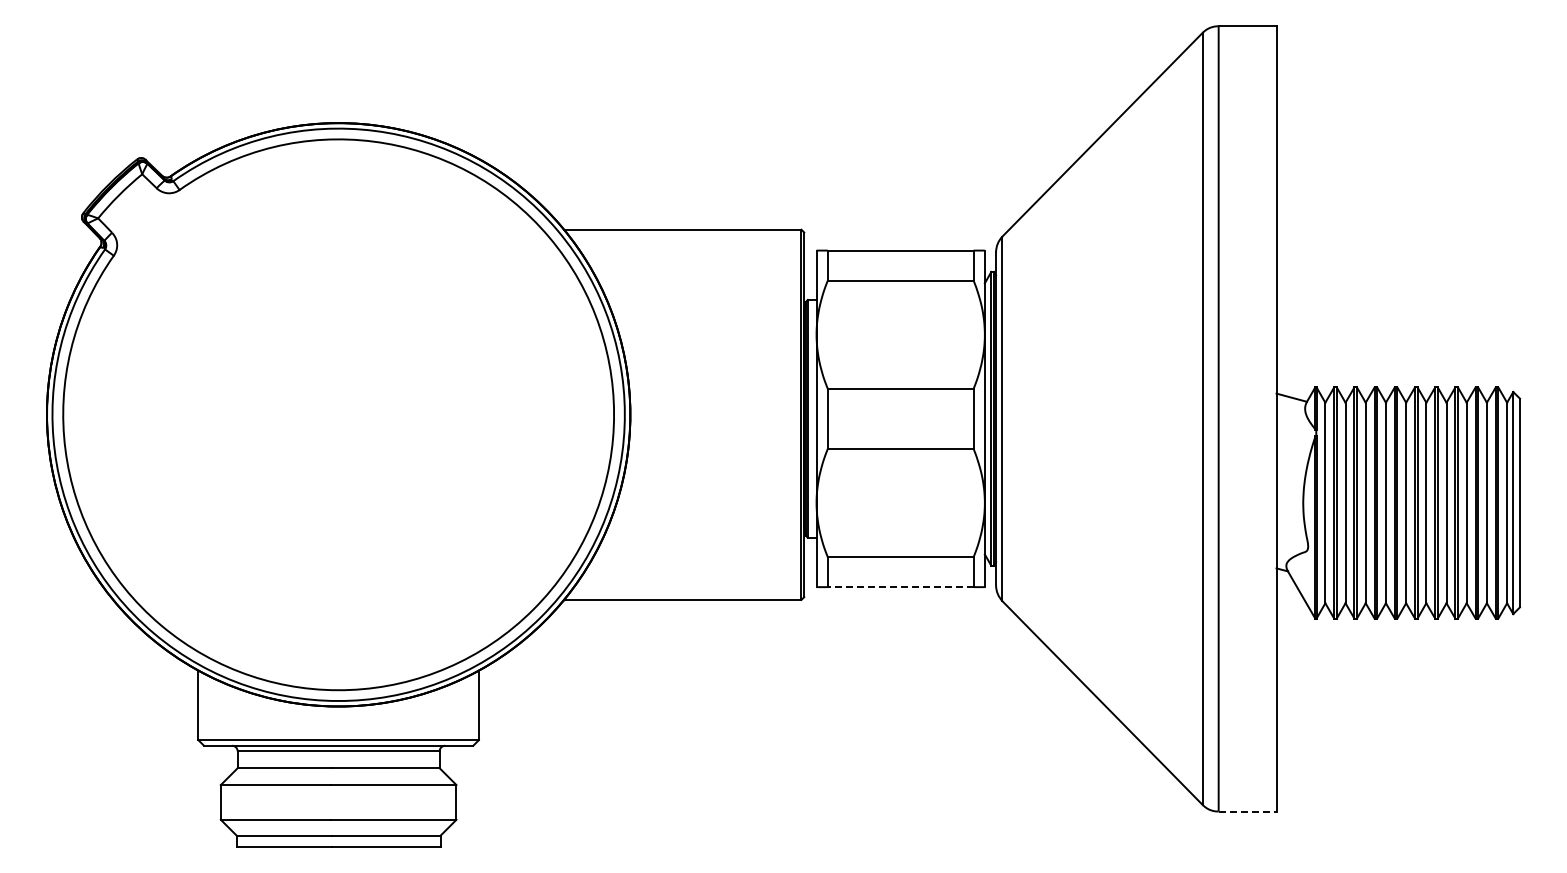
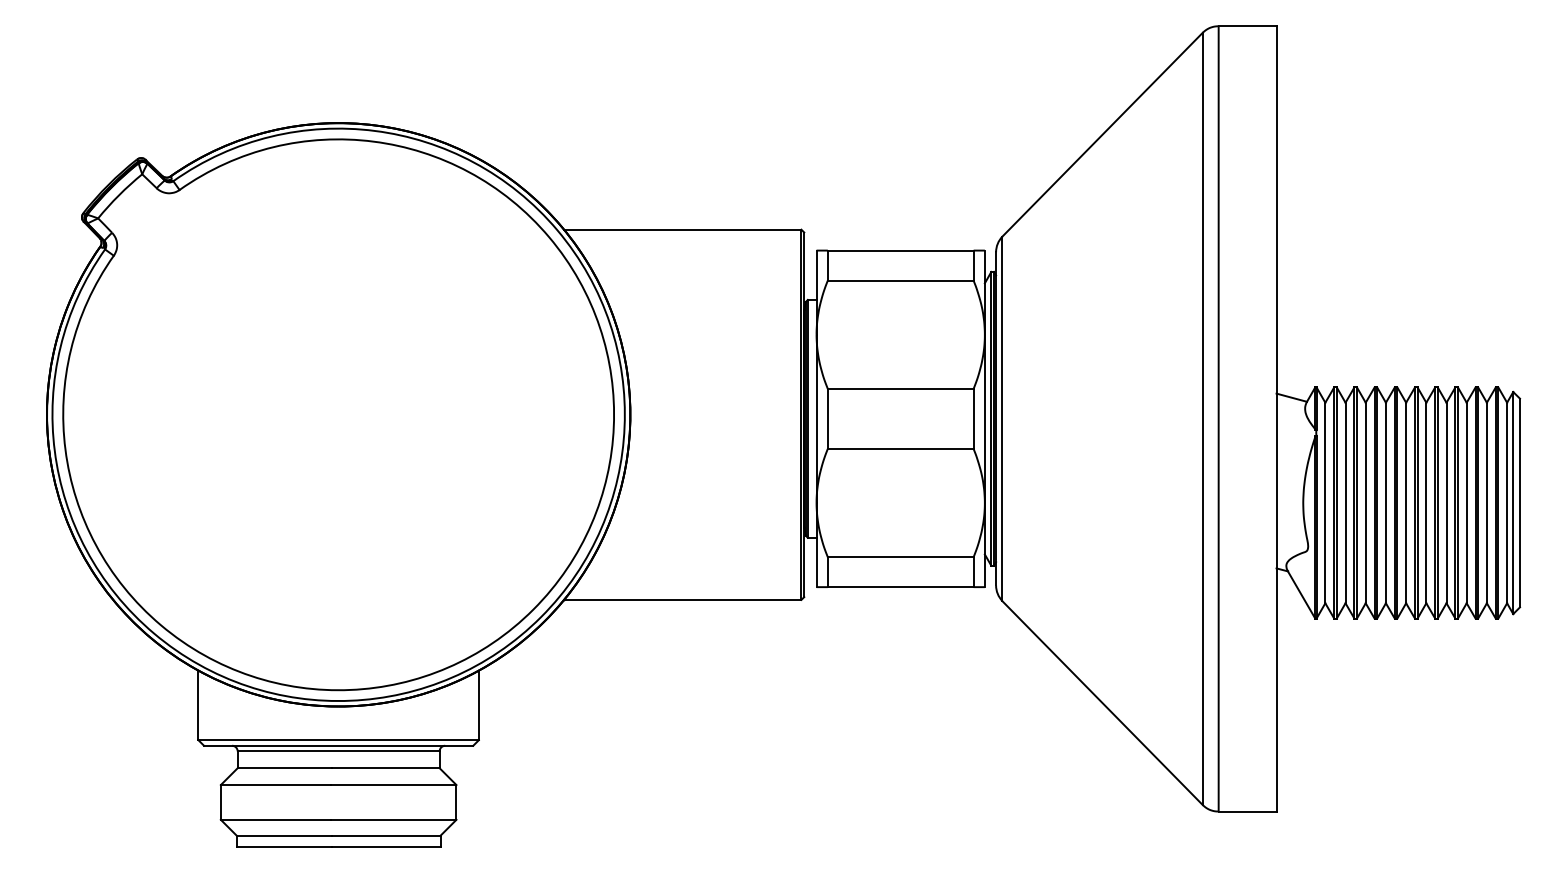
line: dashed -> solid (900, 587)
line: dashed -> solid (1247, 811)
